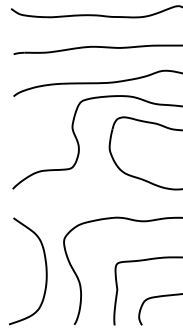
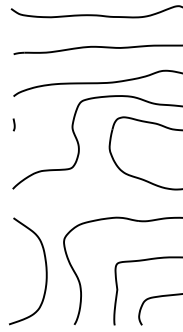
curve: none -> present (13, 124)
